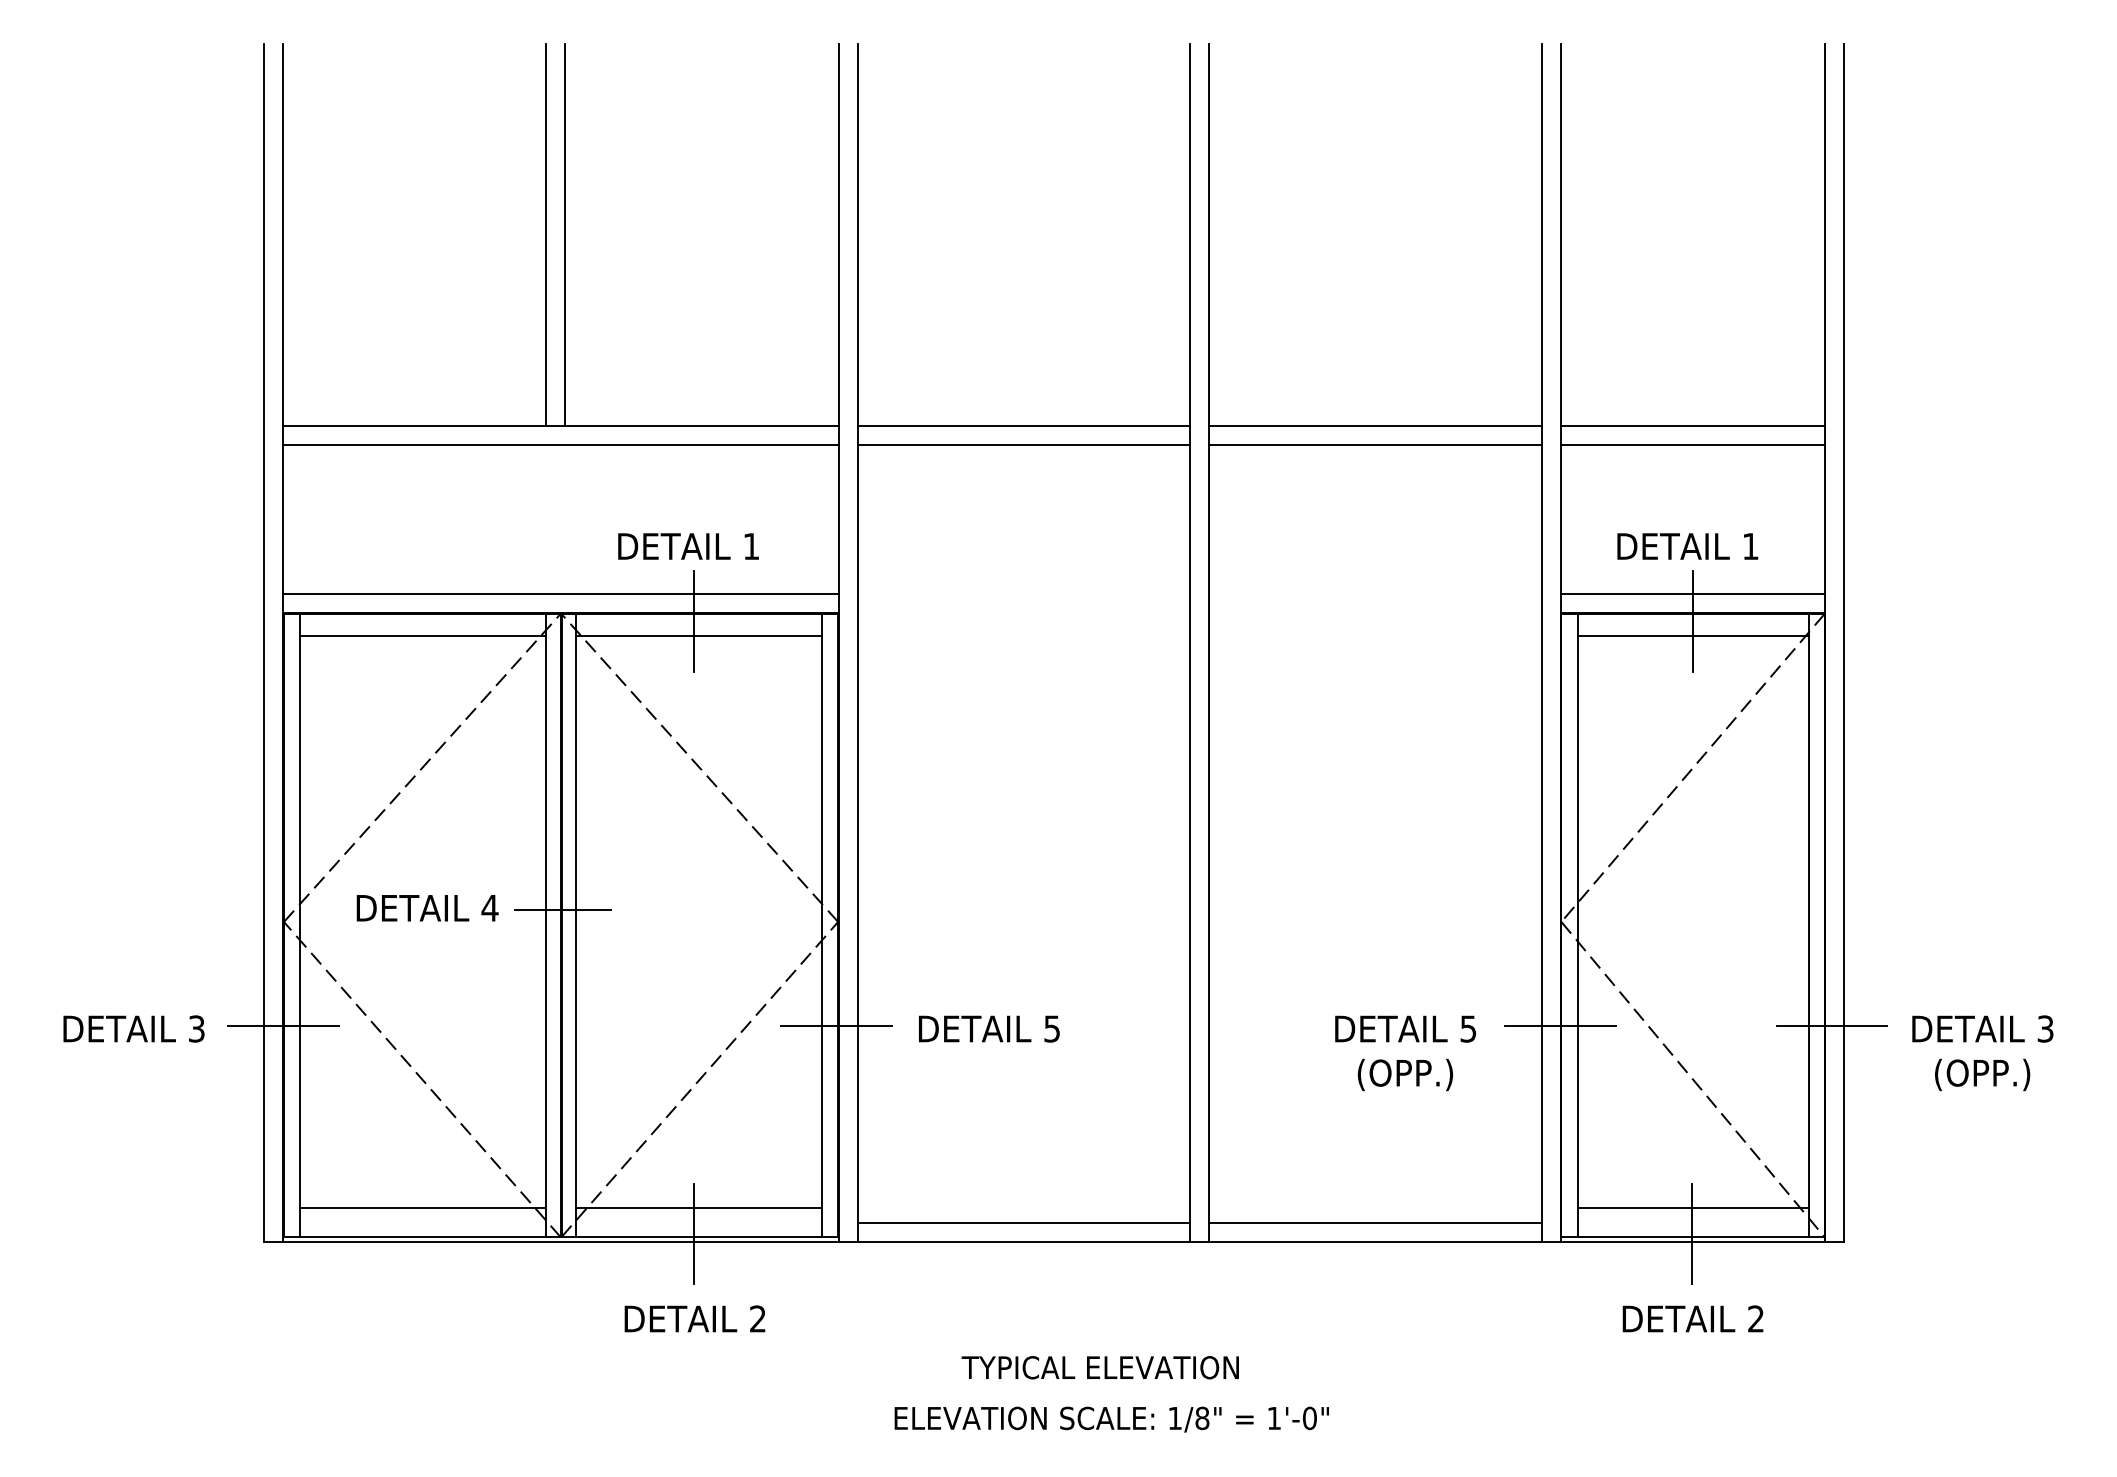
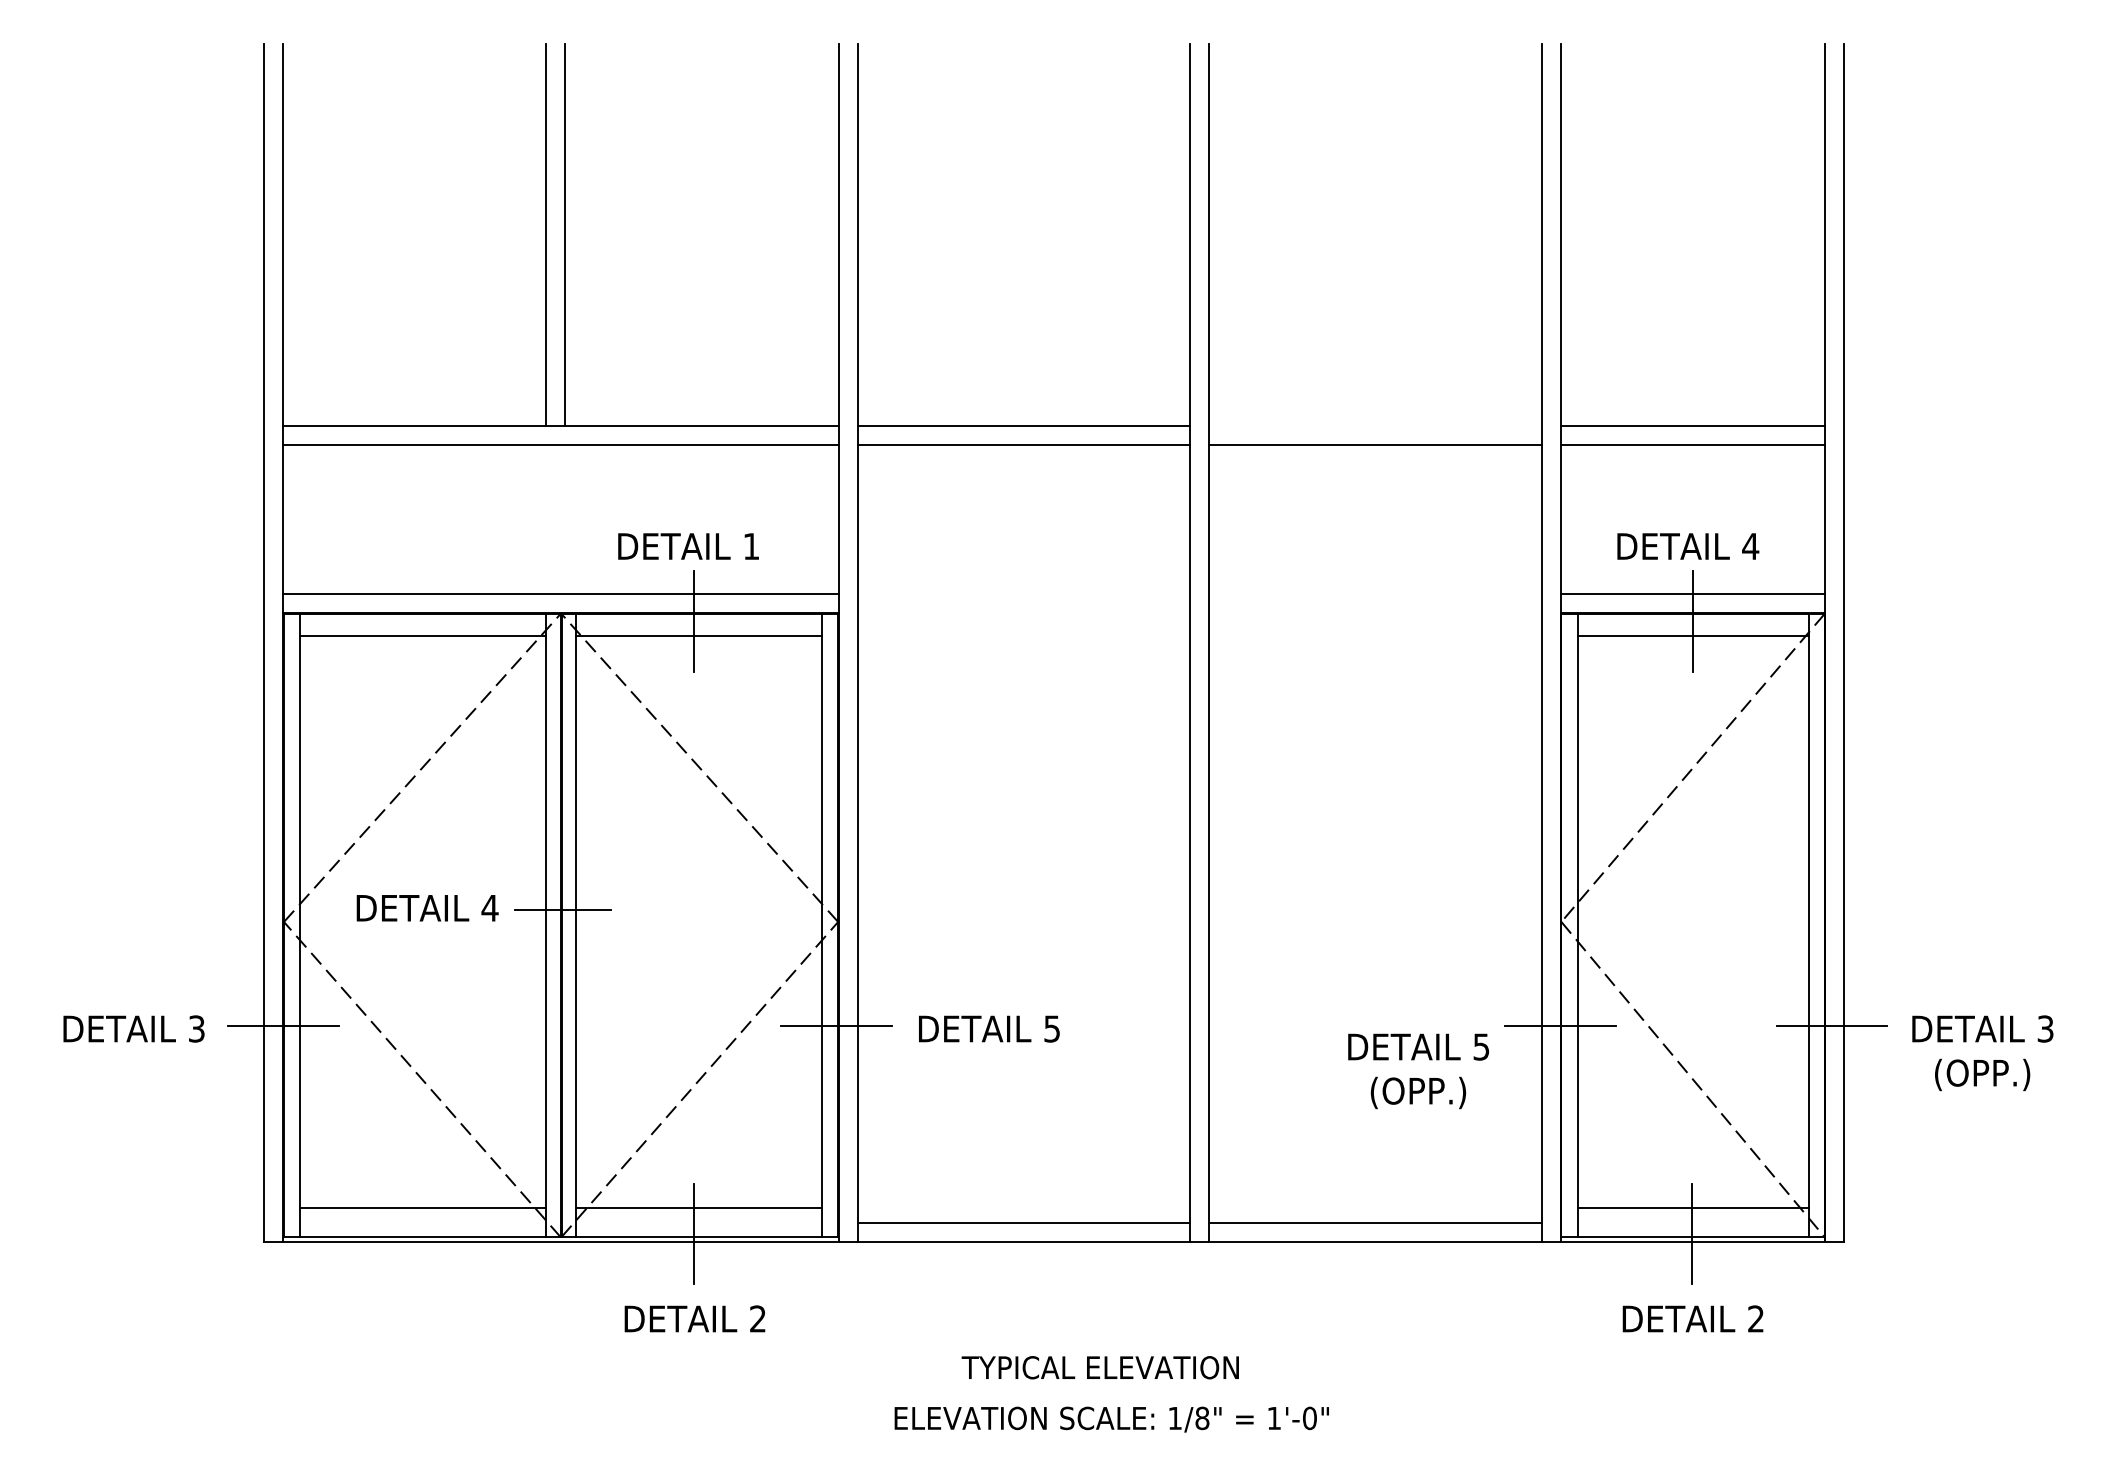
line: present -> none (1375, 425)
text: 1 -> 4 (1750, 546)
text position: (1405, 1053) -> (1418, 1071) (1418, 1071)
